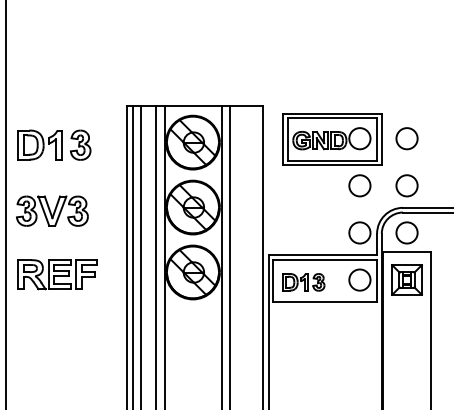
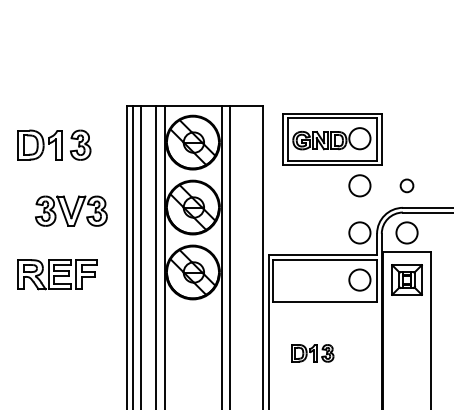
circle: present -> none (406, 138)
circle size: 24x24 px -> 16x16 px (406, 185)
line: present -> none (6, 204)
part position: (52, 210) -> (71, 210) (71, 210)
part position: (303, 282) -> (312, 353) (312, 353)
